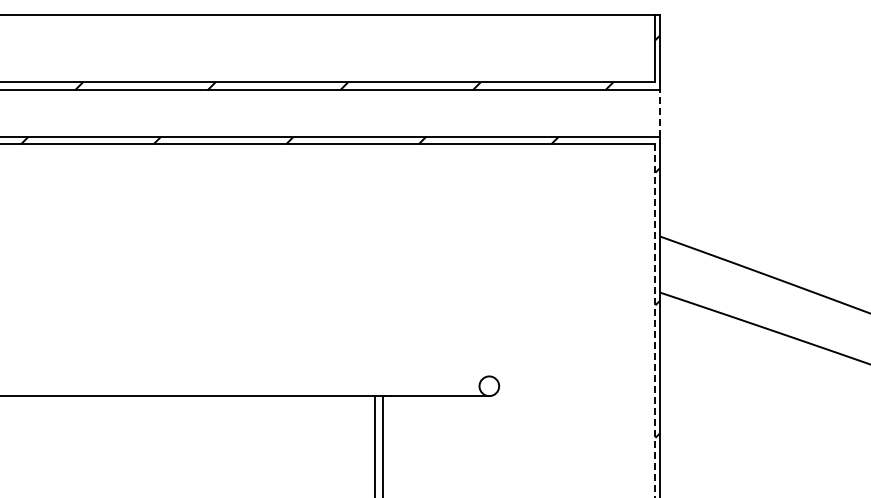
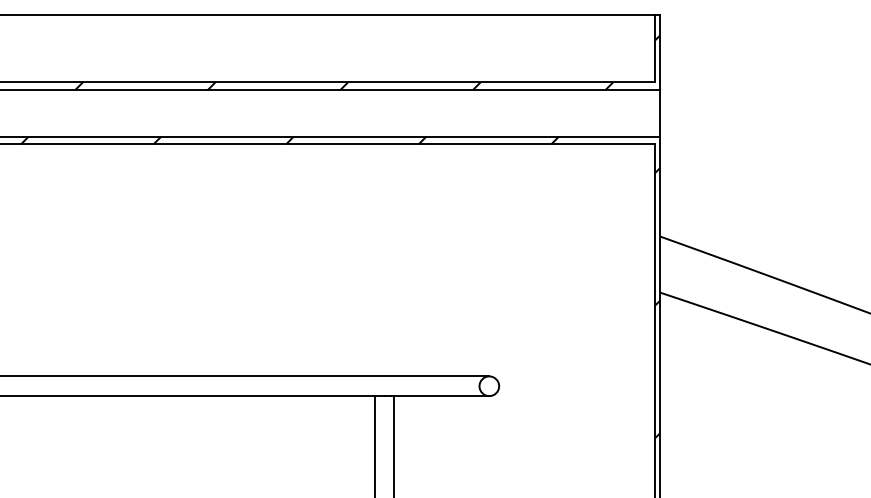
line: dashed -> solid (660, 112)
line: dashed -> solid (655, 320)
line: none -> present (245, 376)
line position: (383, 445) -> (394, 445) (394, 445)
